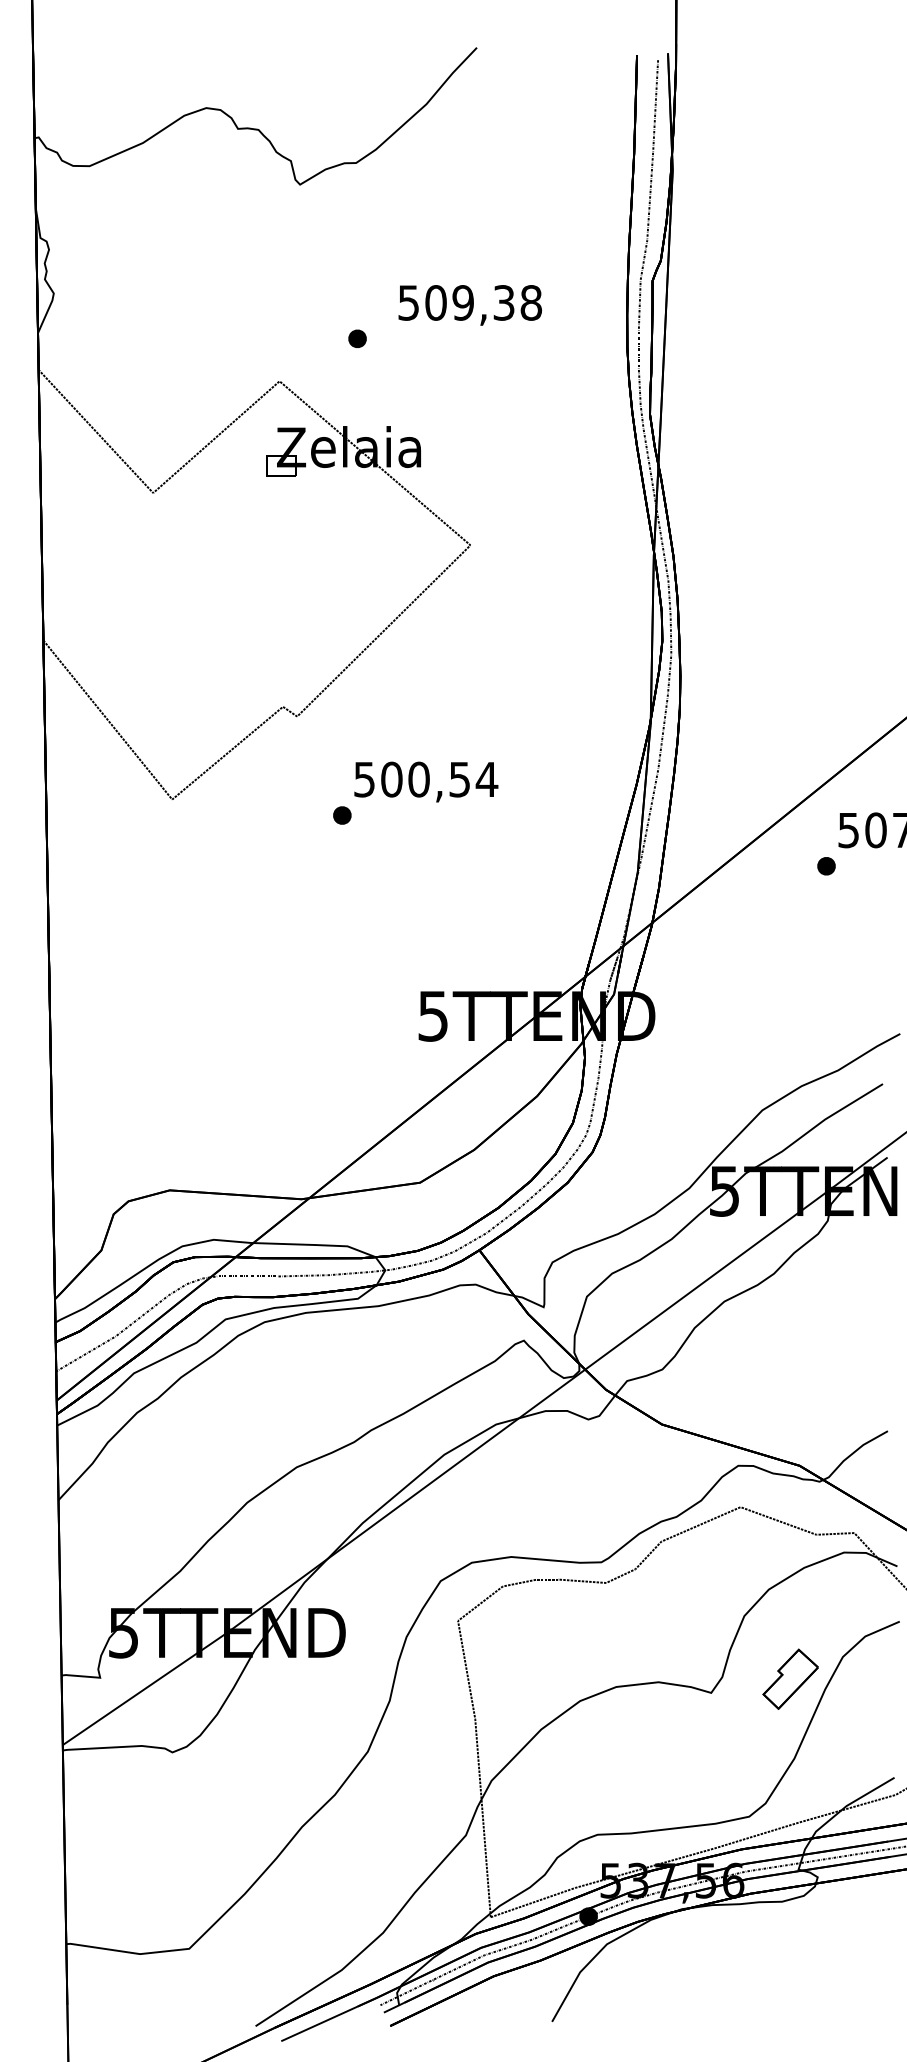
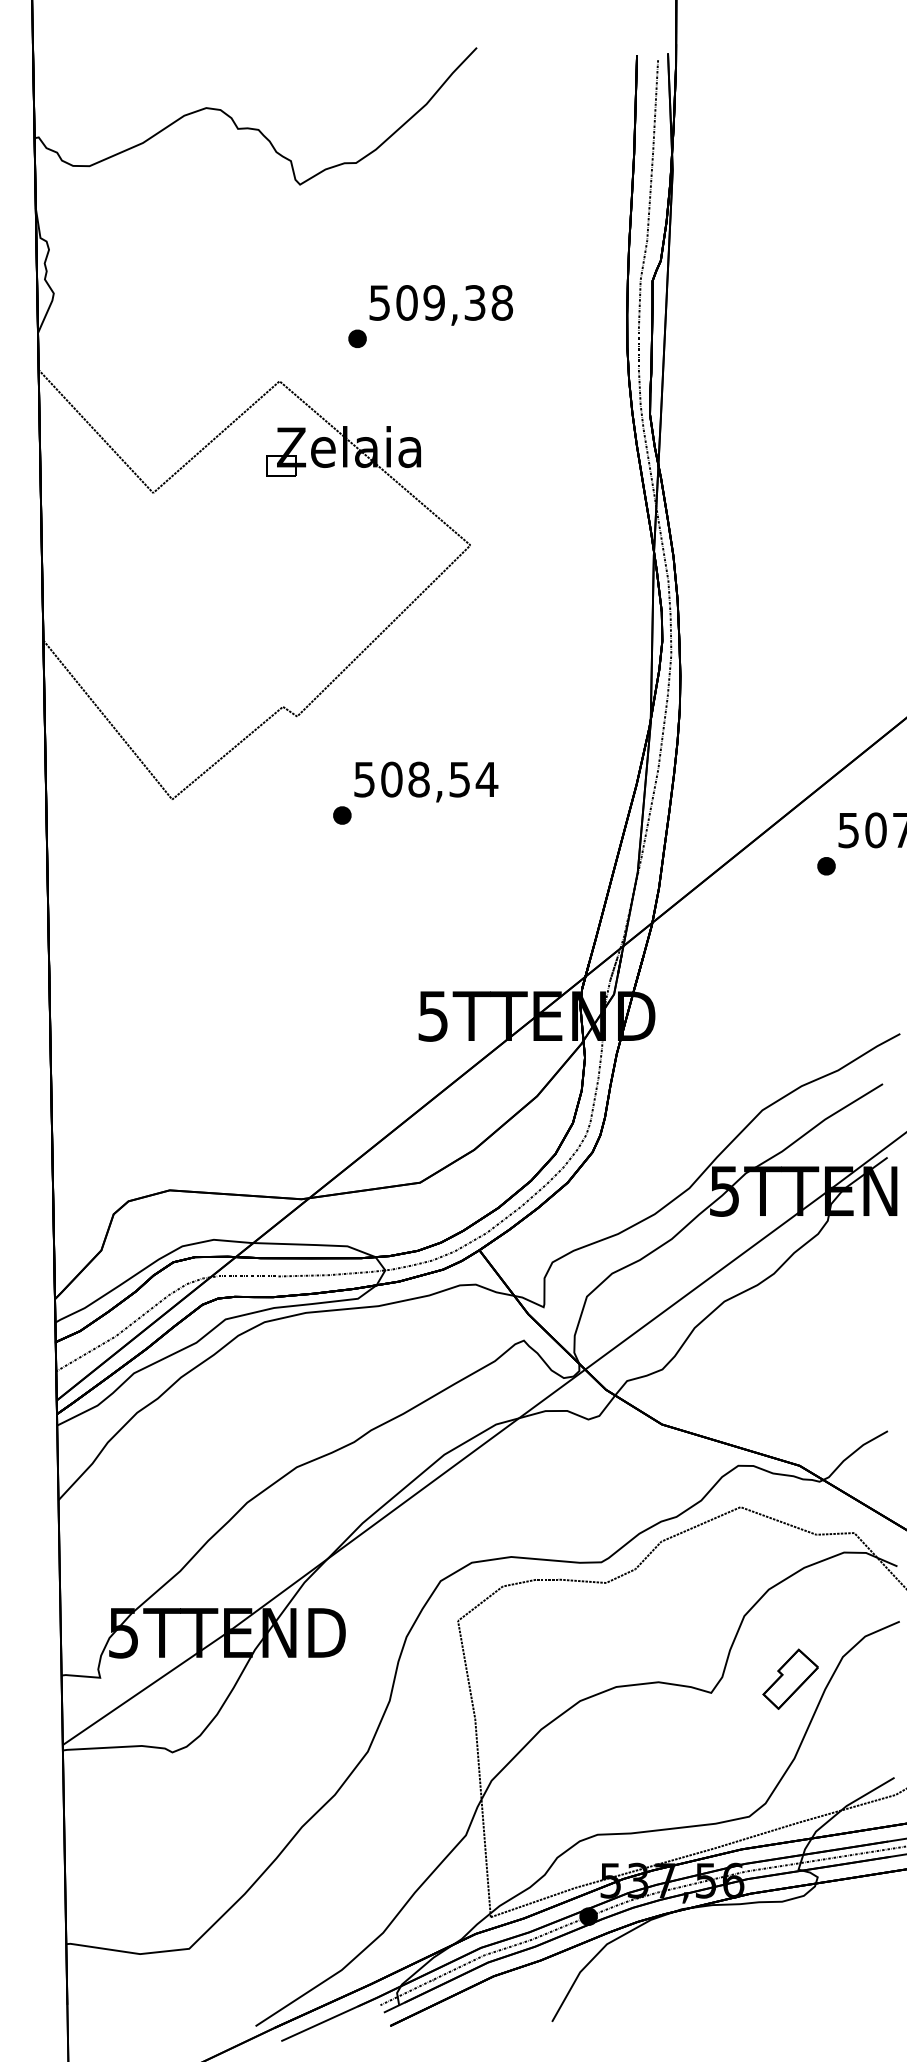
text position: (469, 305) -> (440, 305) (440, 305)
text: 500,54 -> 508,54 (418, 779)
